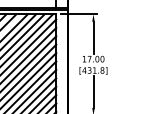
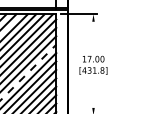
line: present -> none (93, 37)
line: solid -> dashed (28, 72)
line: present -> none (93, 91)
